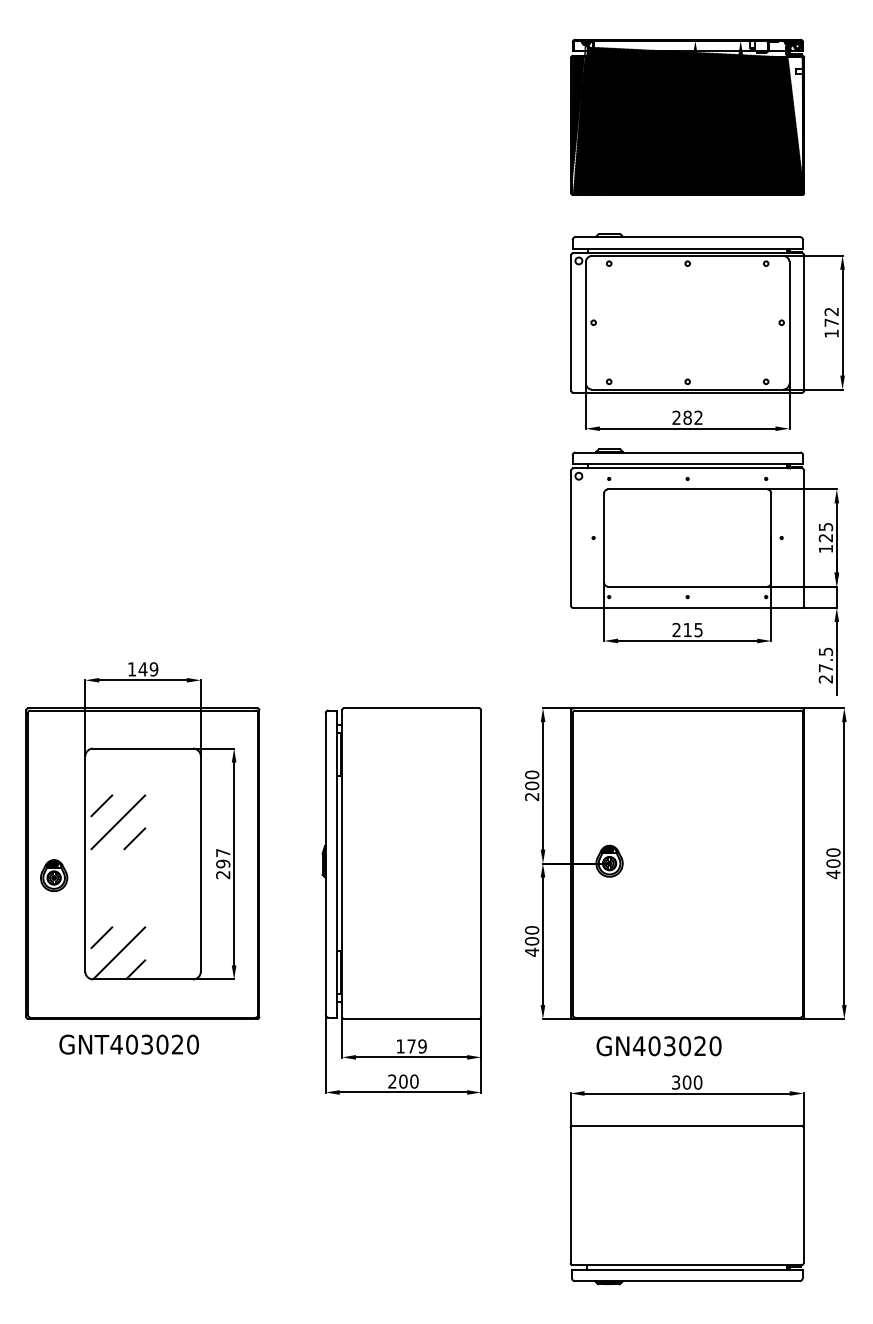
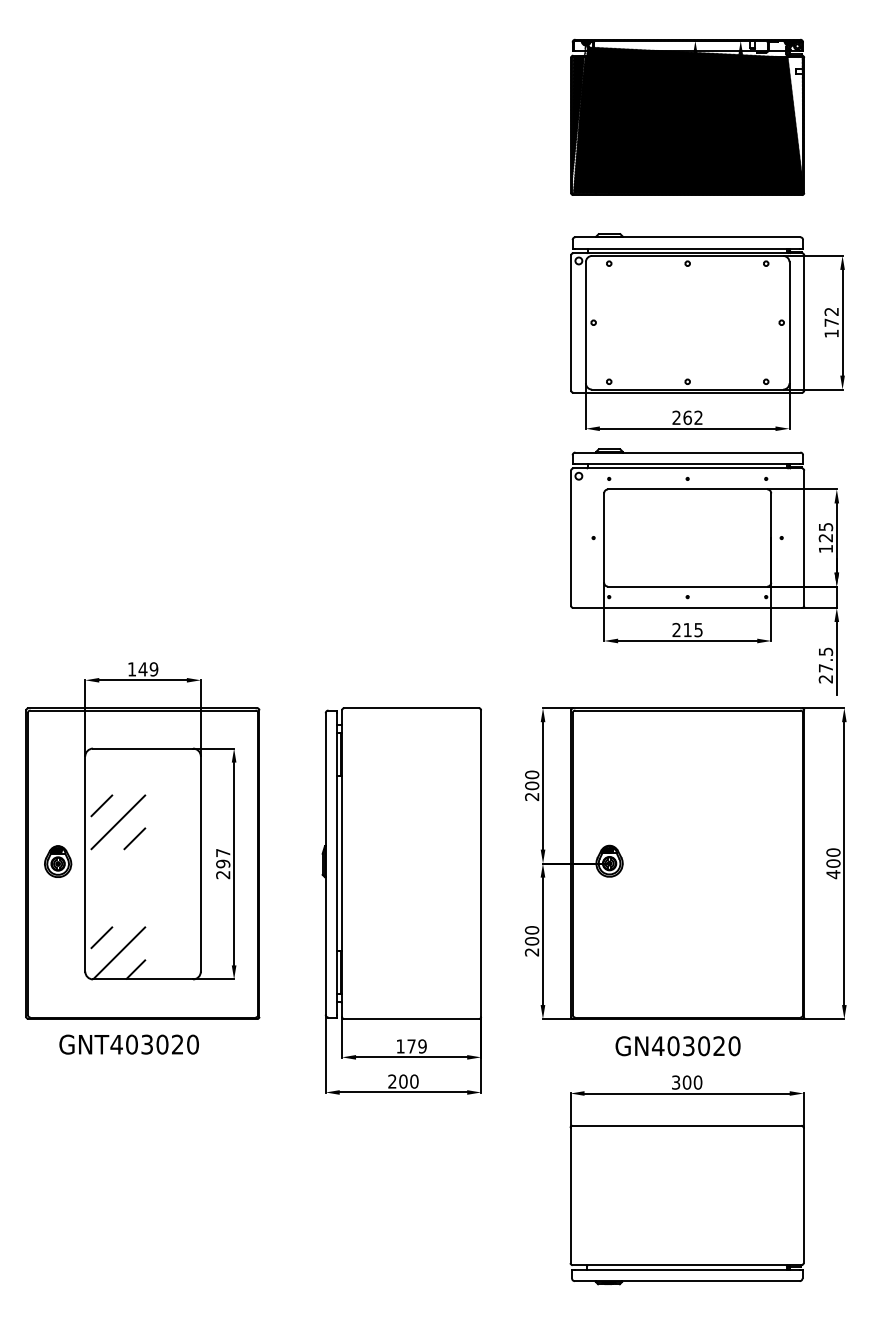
text: 282 -> 262 (687, 417)
part position: (54, 875) -> (58, 861) (58, 861)
text: 400 -> 200 (531, 951)
text position: (658, 1046) -> (677, 1046) (677, 1046)
